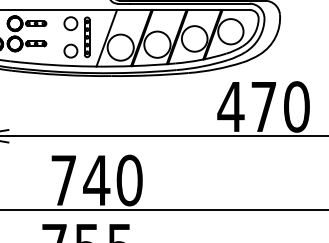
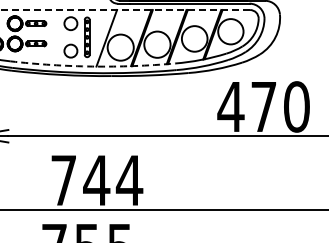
line: solid -> dashed (125, 10)
arc: solid -> dashed (92, 66)
text: 740 -> 744 (129, 180)
